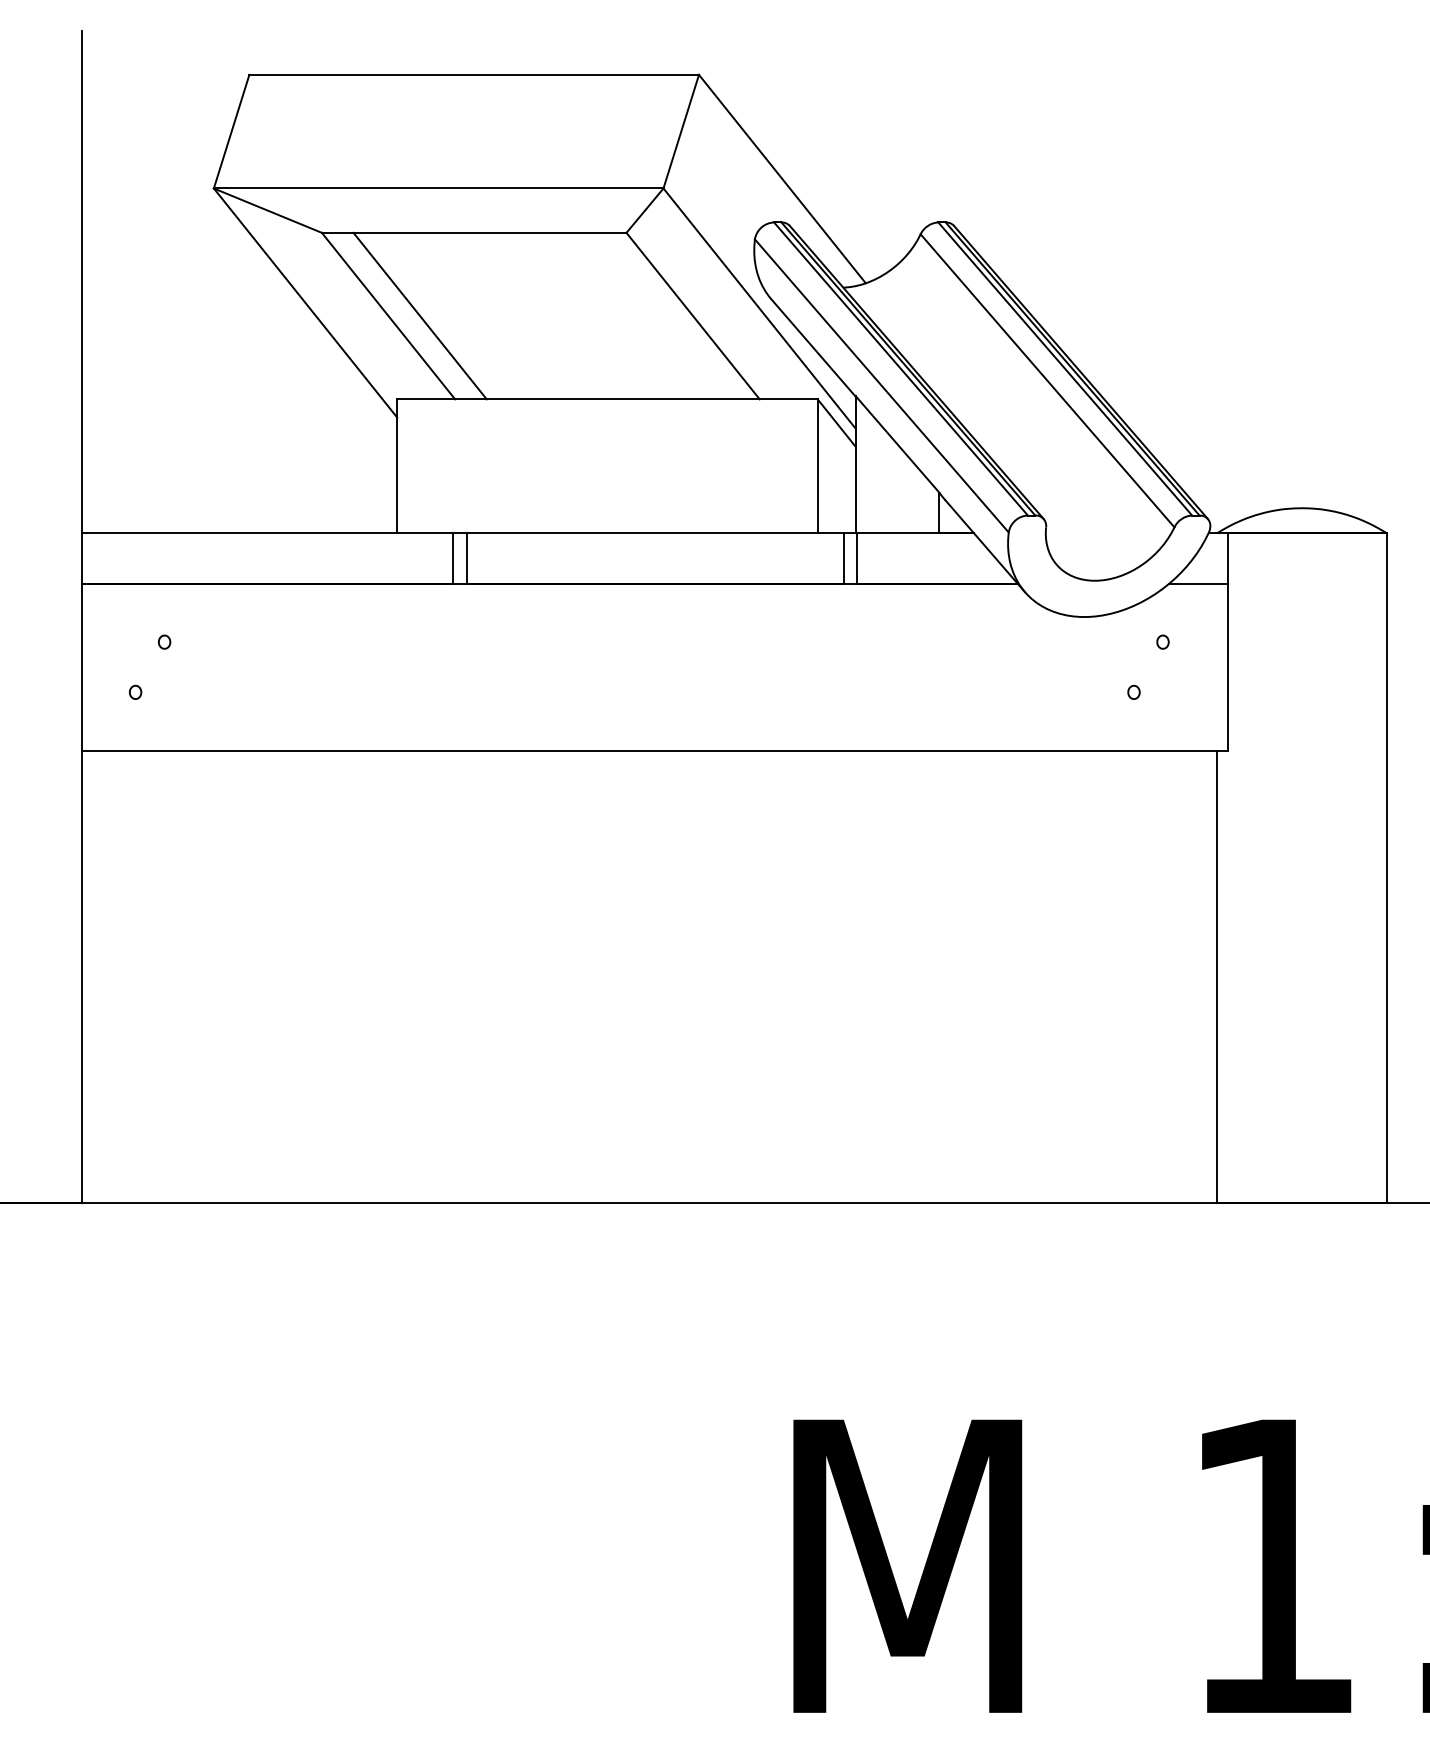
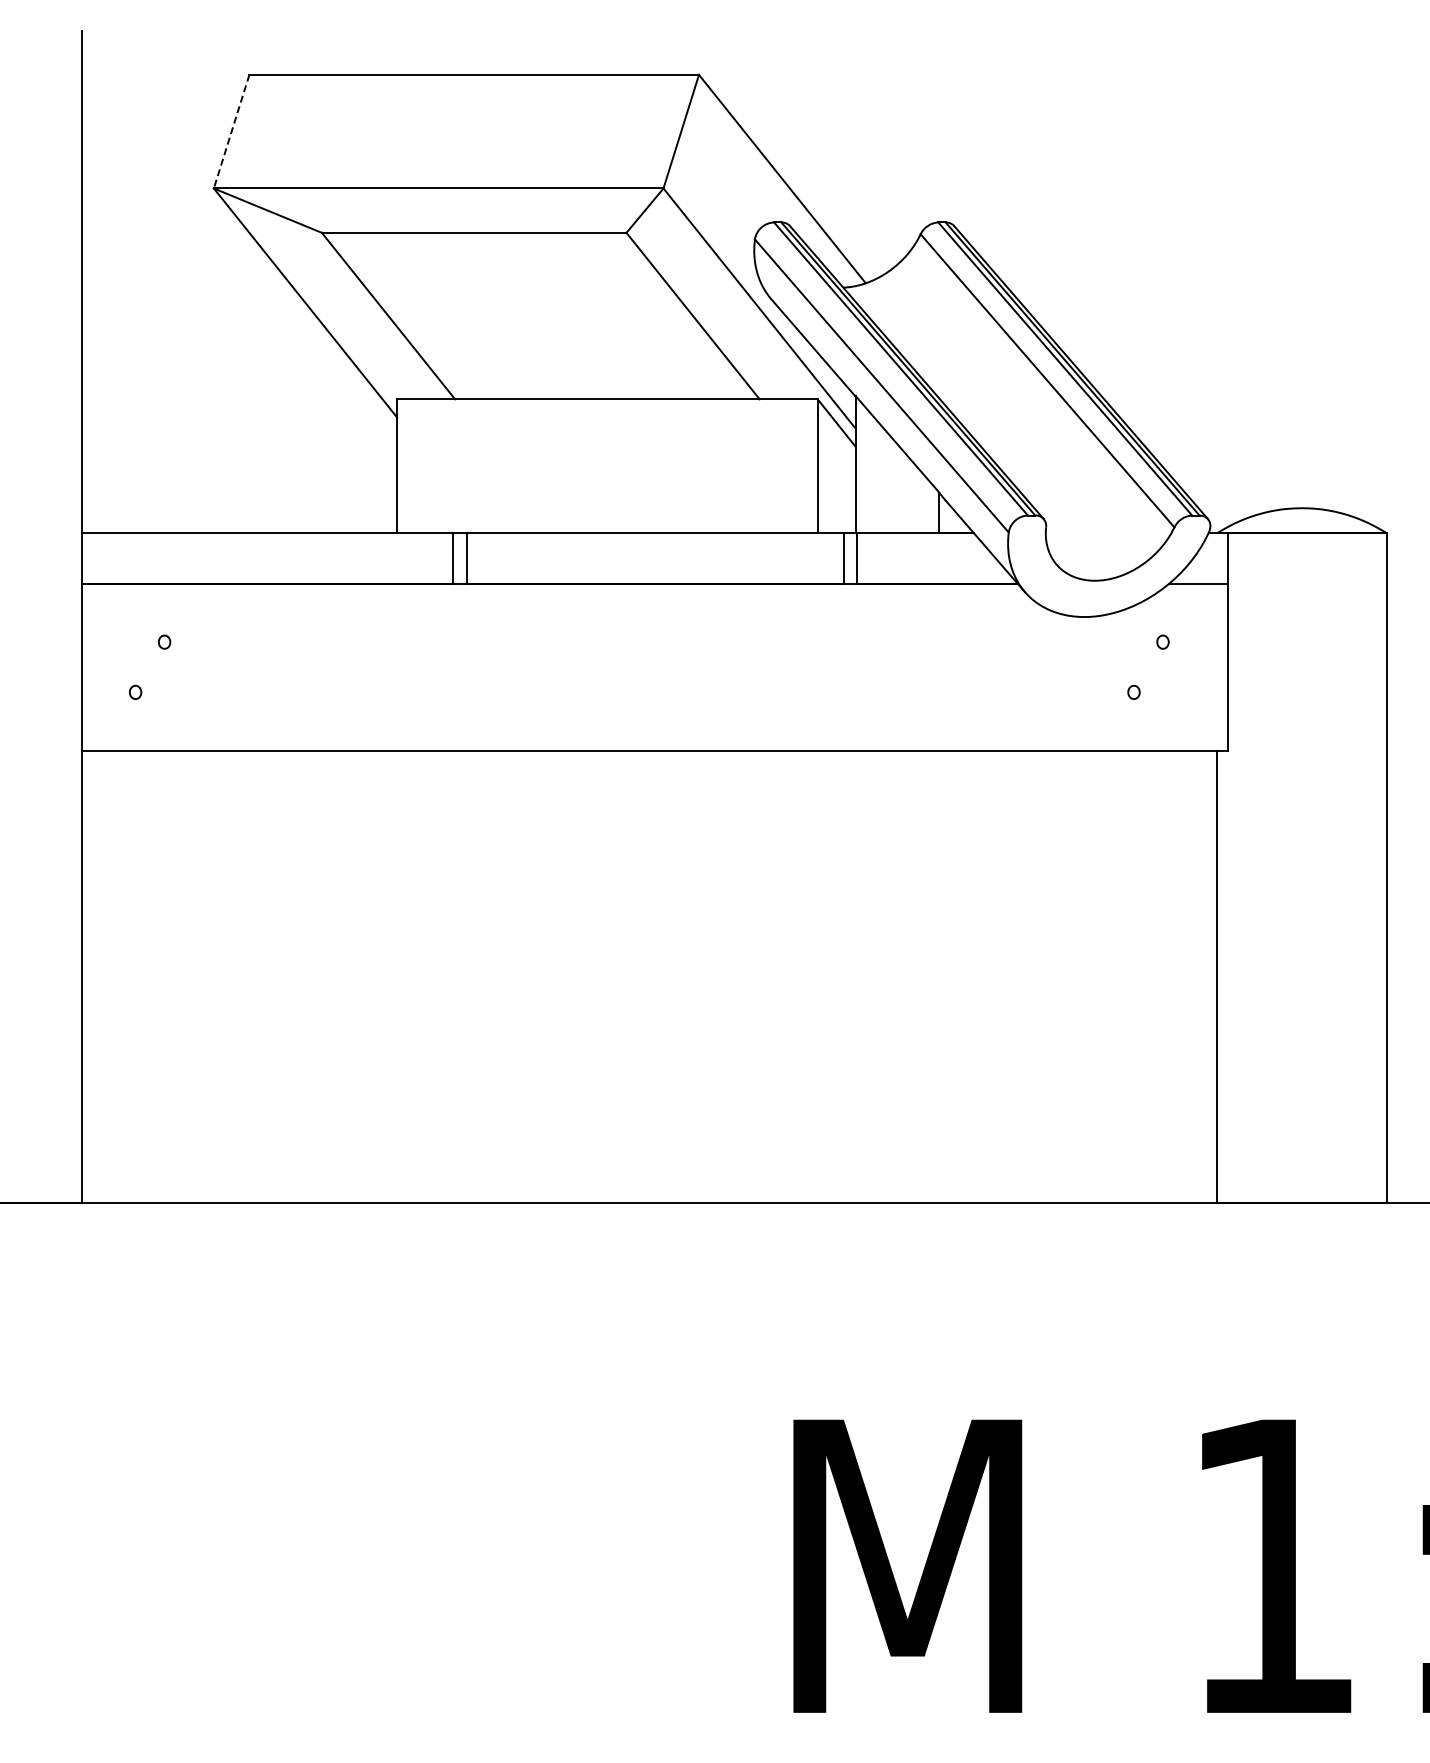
line: solid -> dashed (231, 131)
line: present -> none (419, 315)
